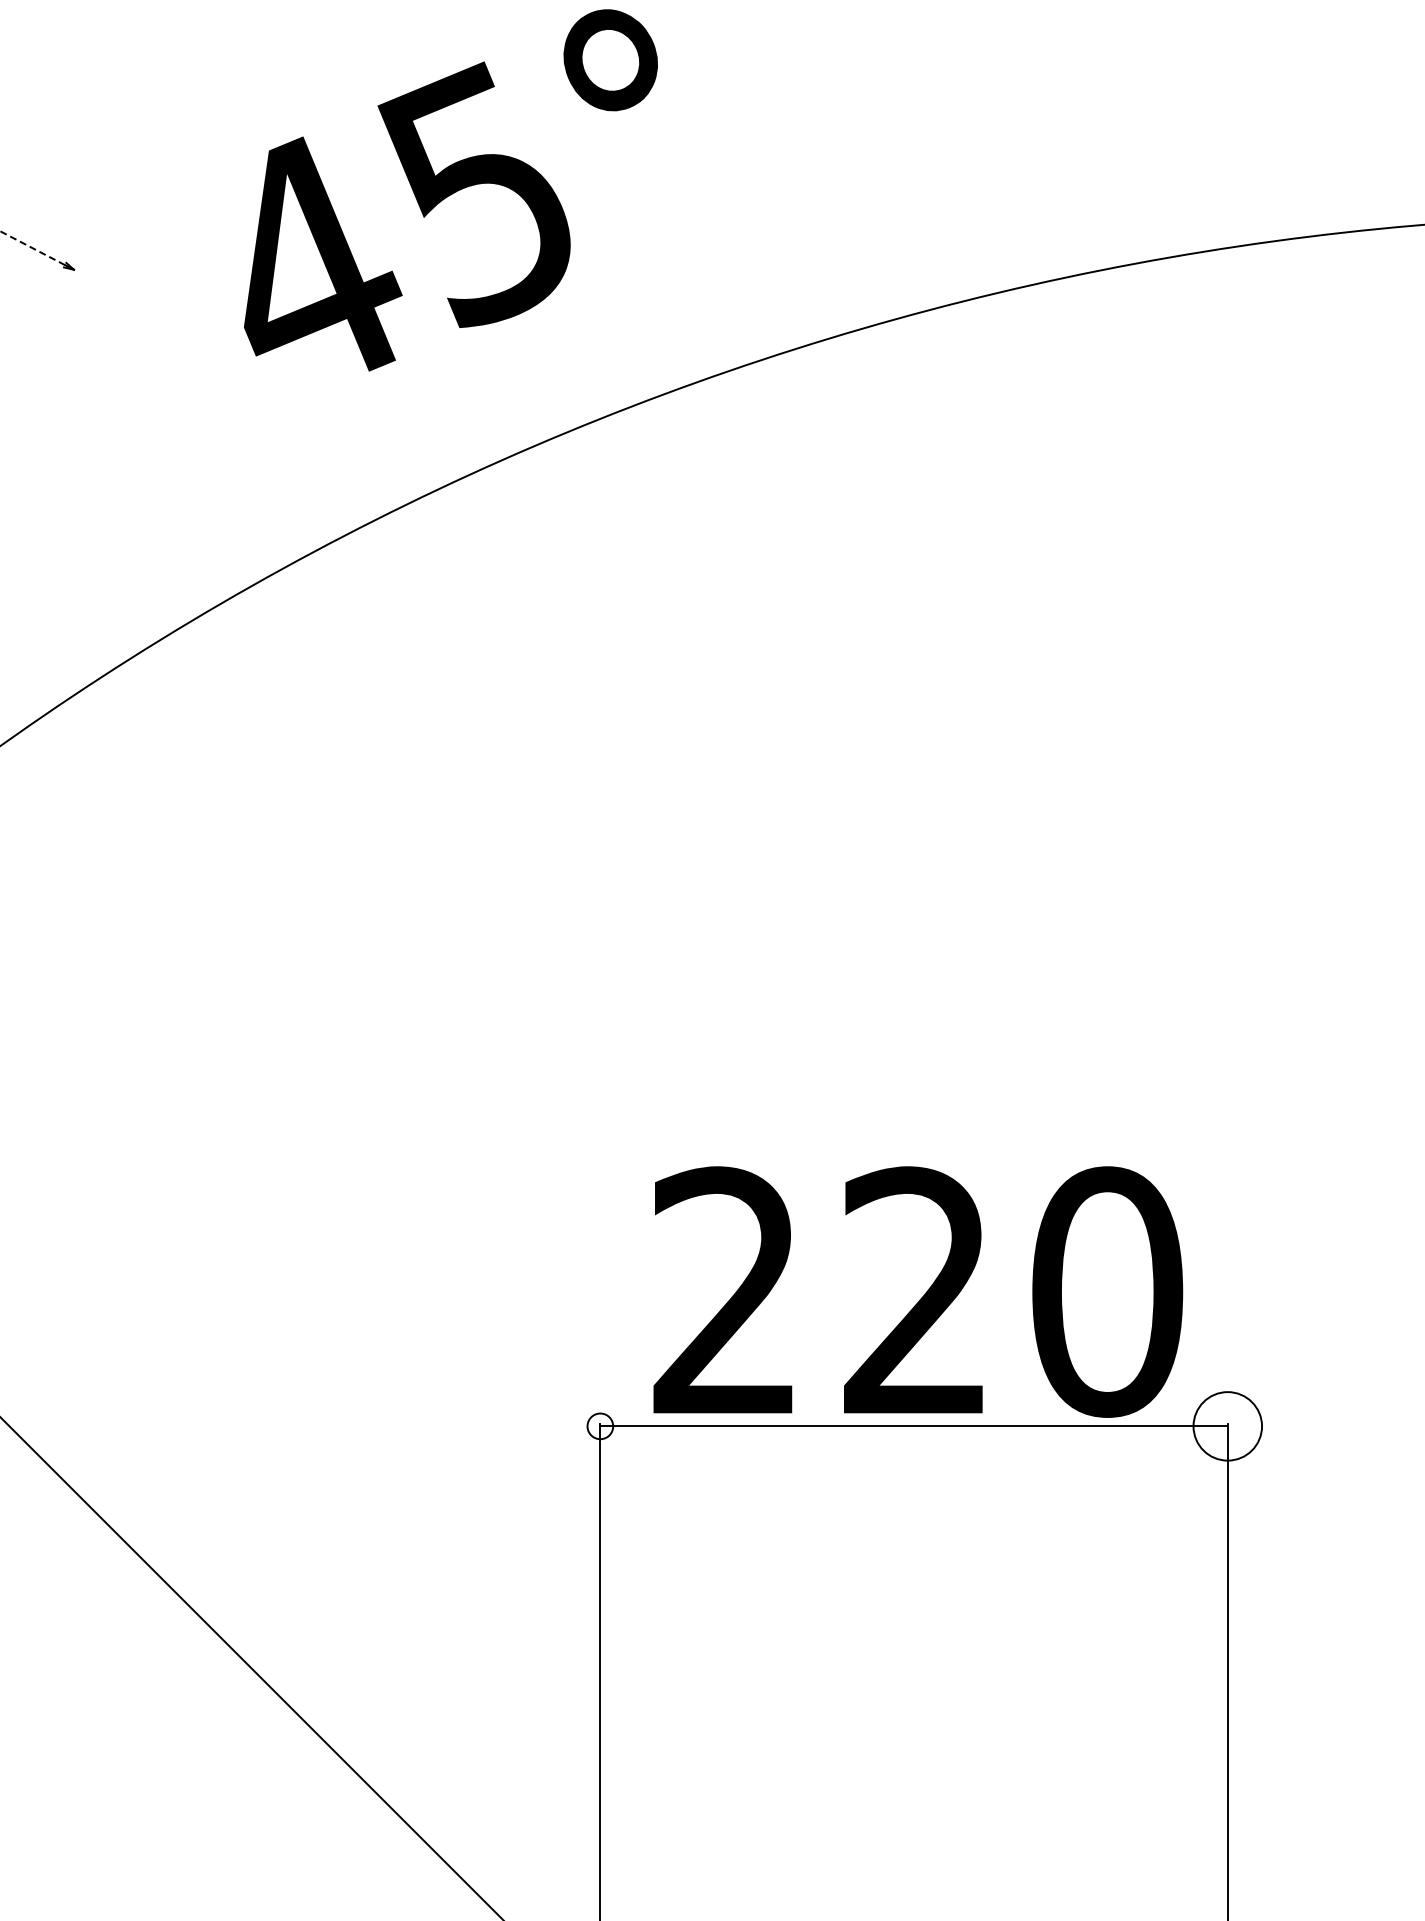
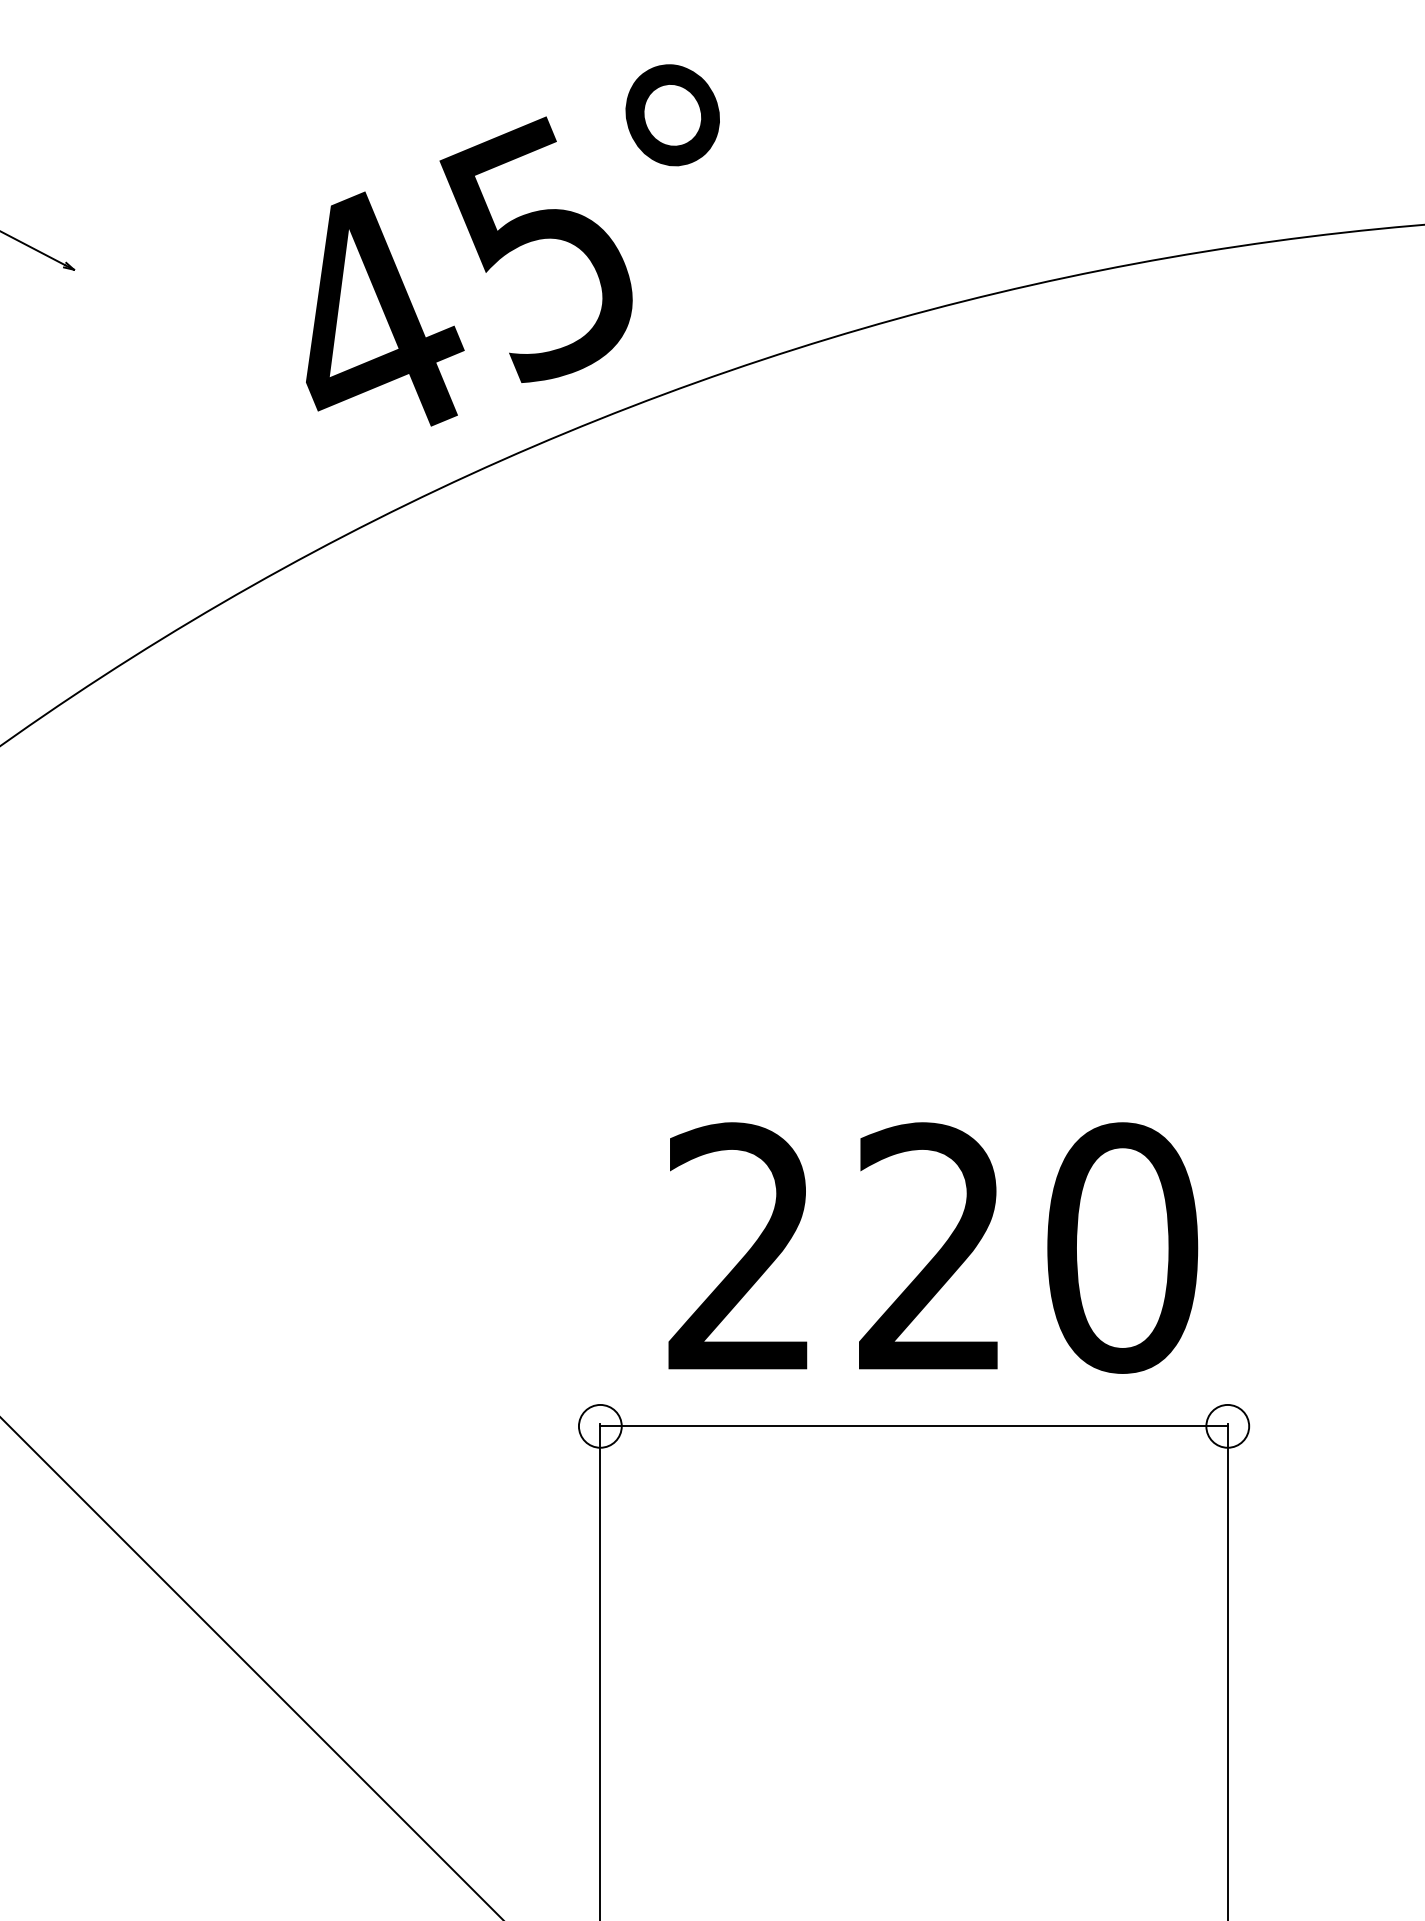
text position: (450, 190) -> (512, 245) (512, 245)
line: dashed -> solid (32, 248)
text position: (918, 1291) -> (933, 1247) (933, 1247)
circle diameter: 26 px -> 43 px (599, 1425)
circle diameter: 69 px -> 43 px (1227, 1425)
